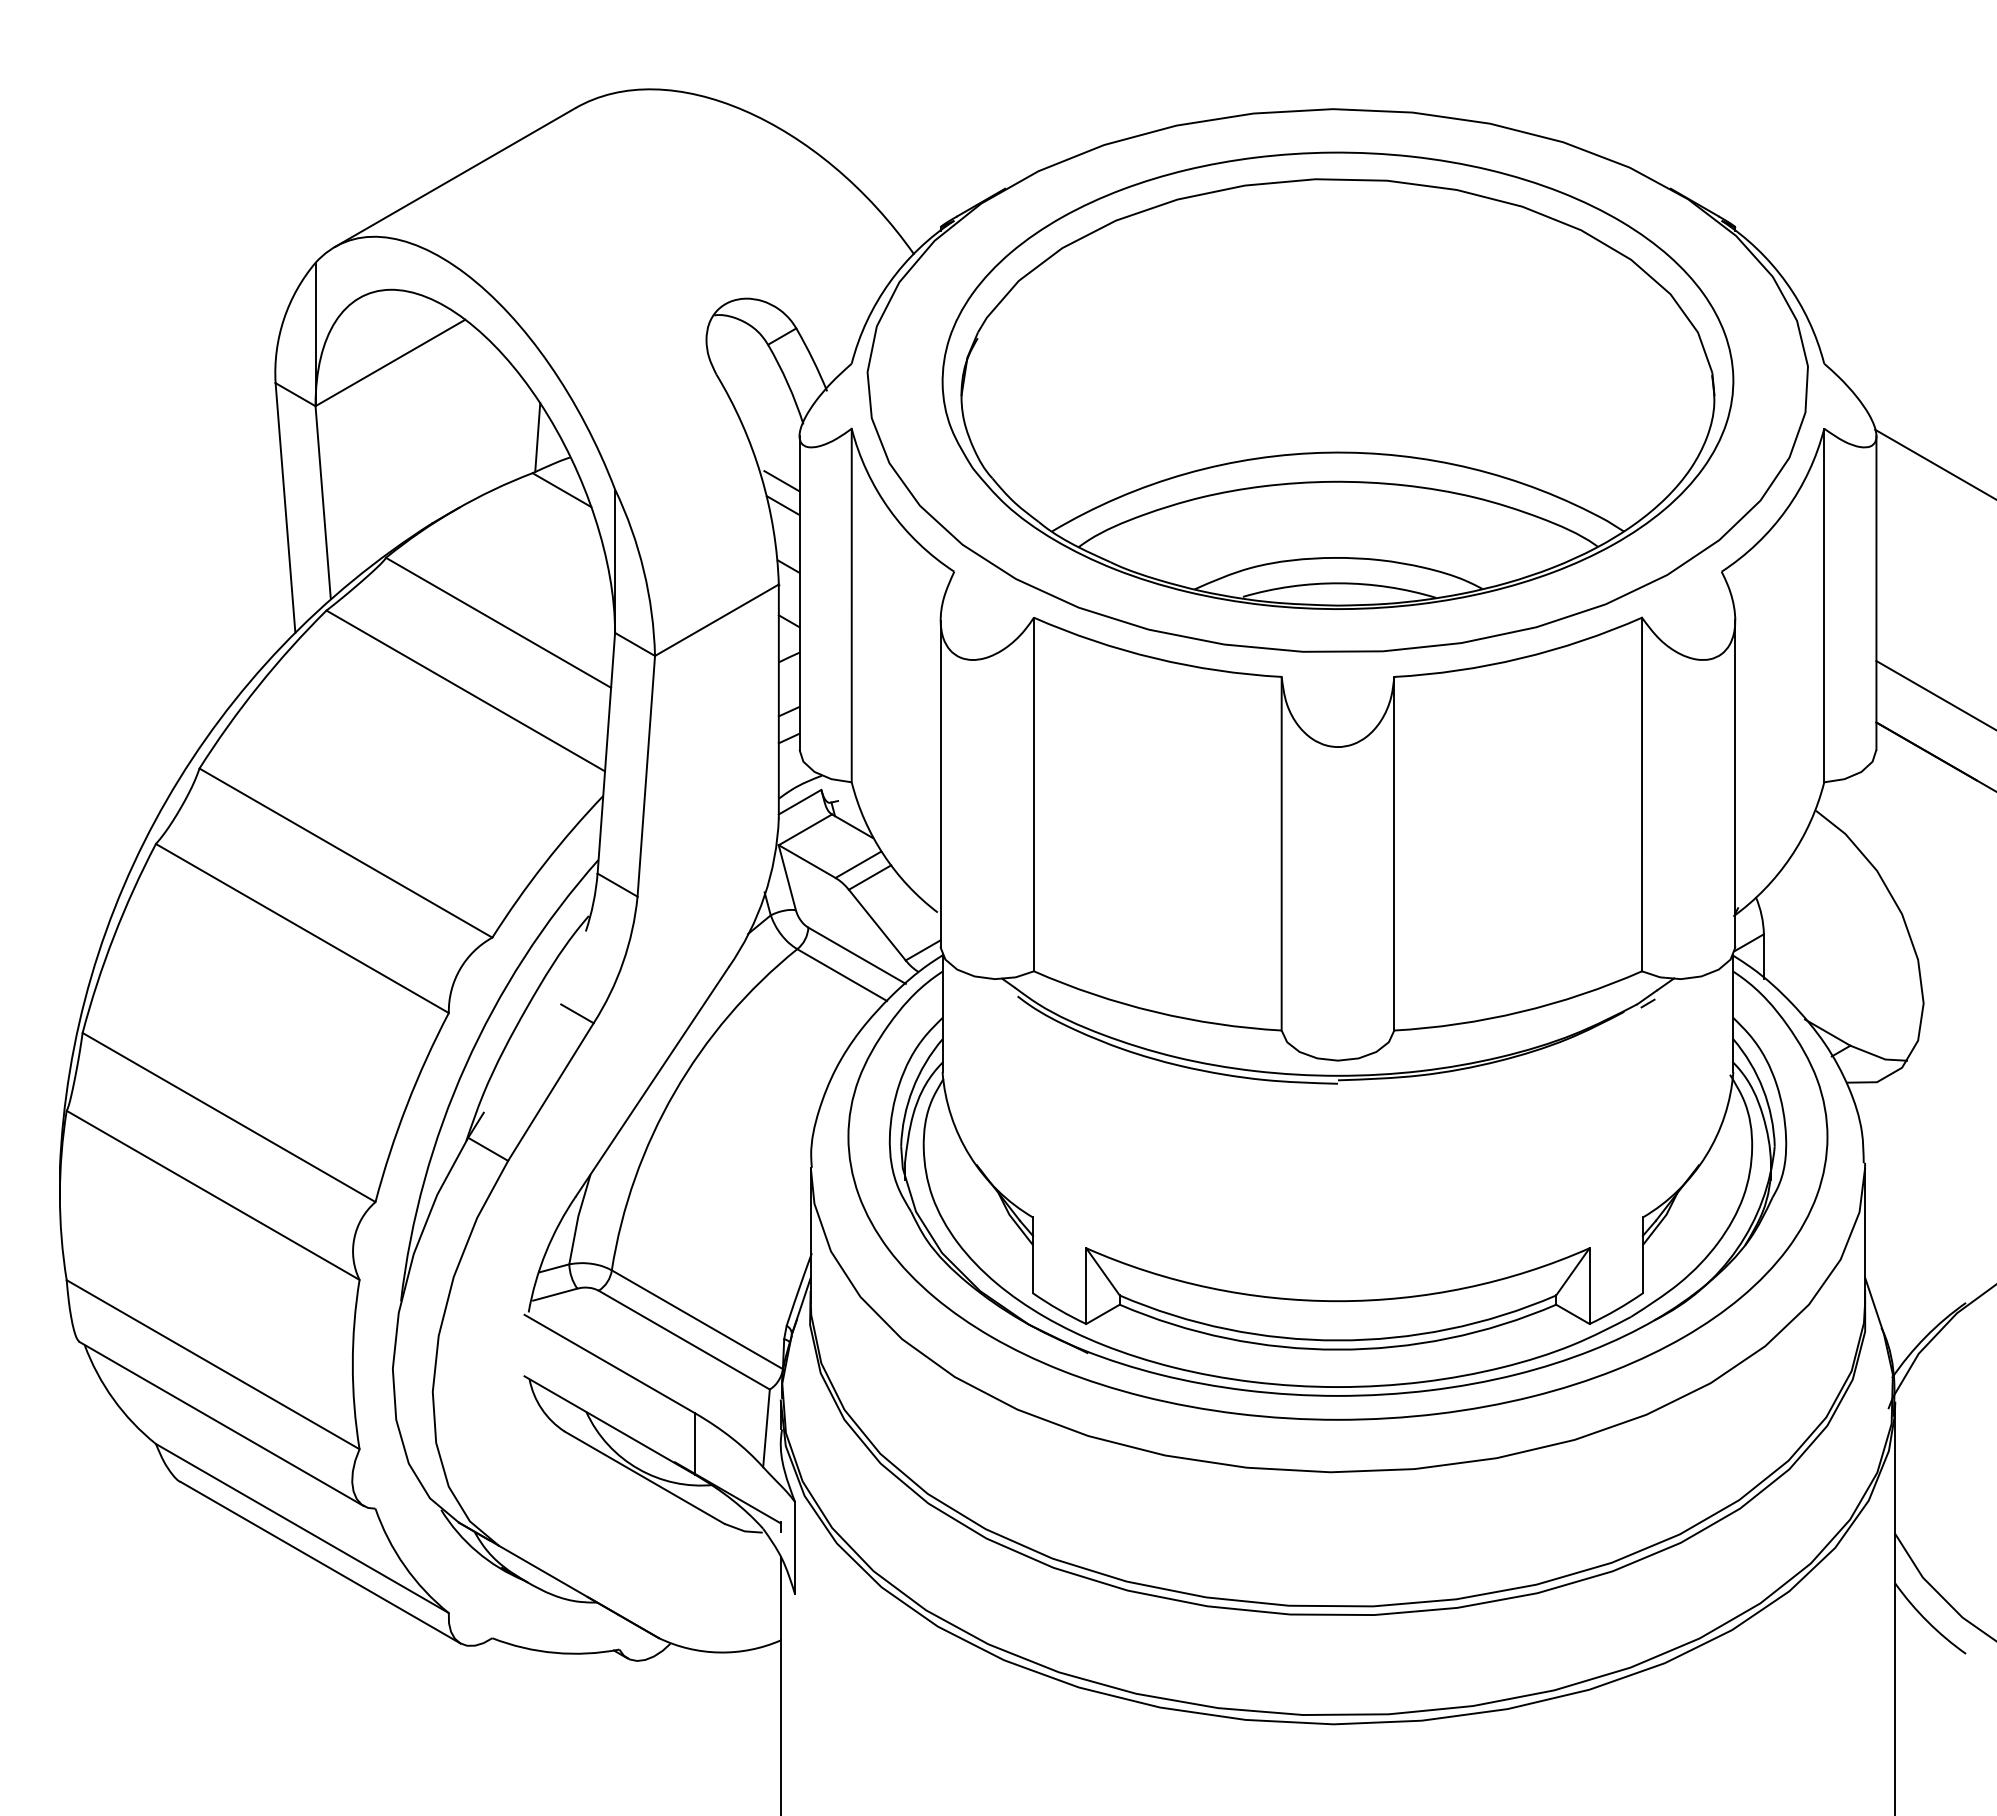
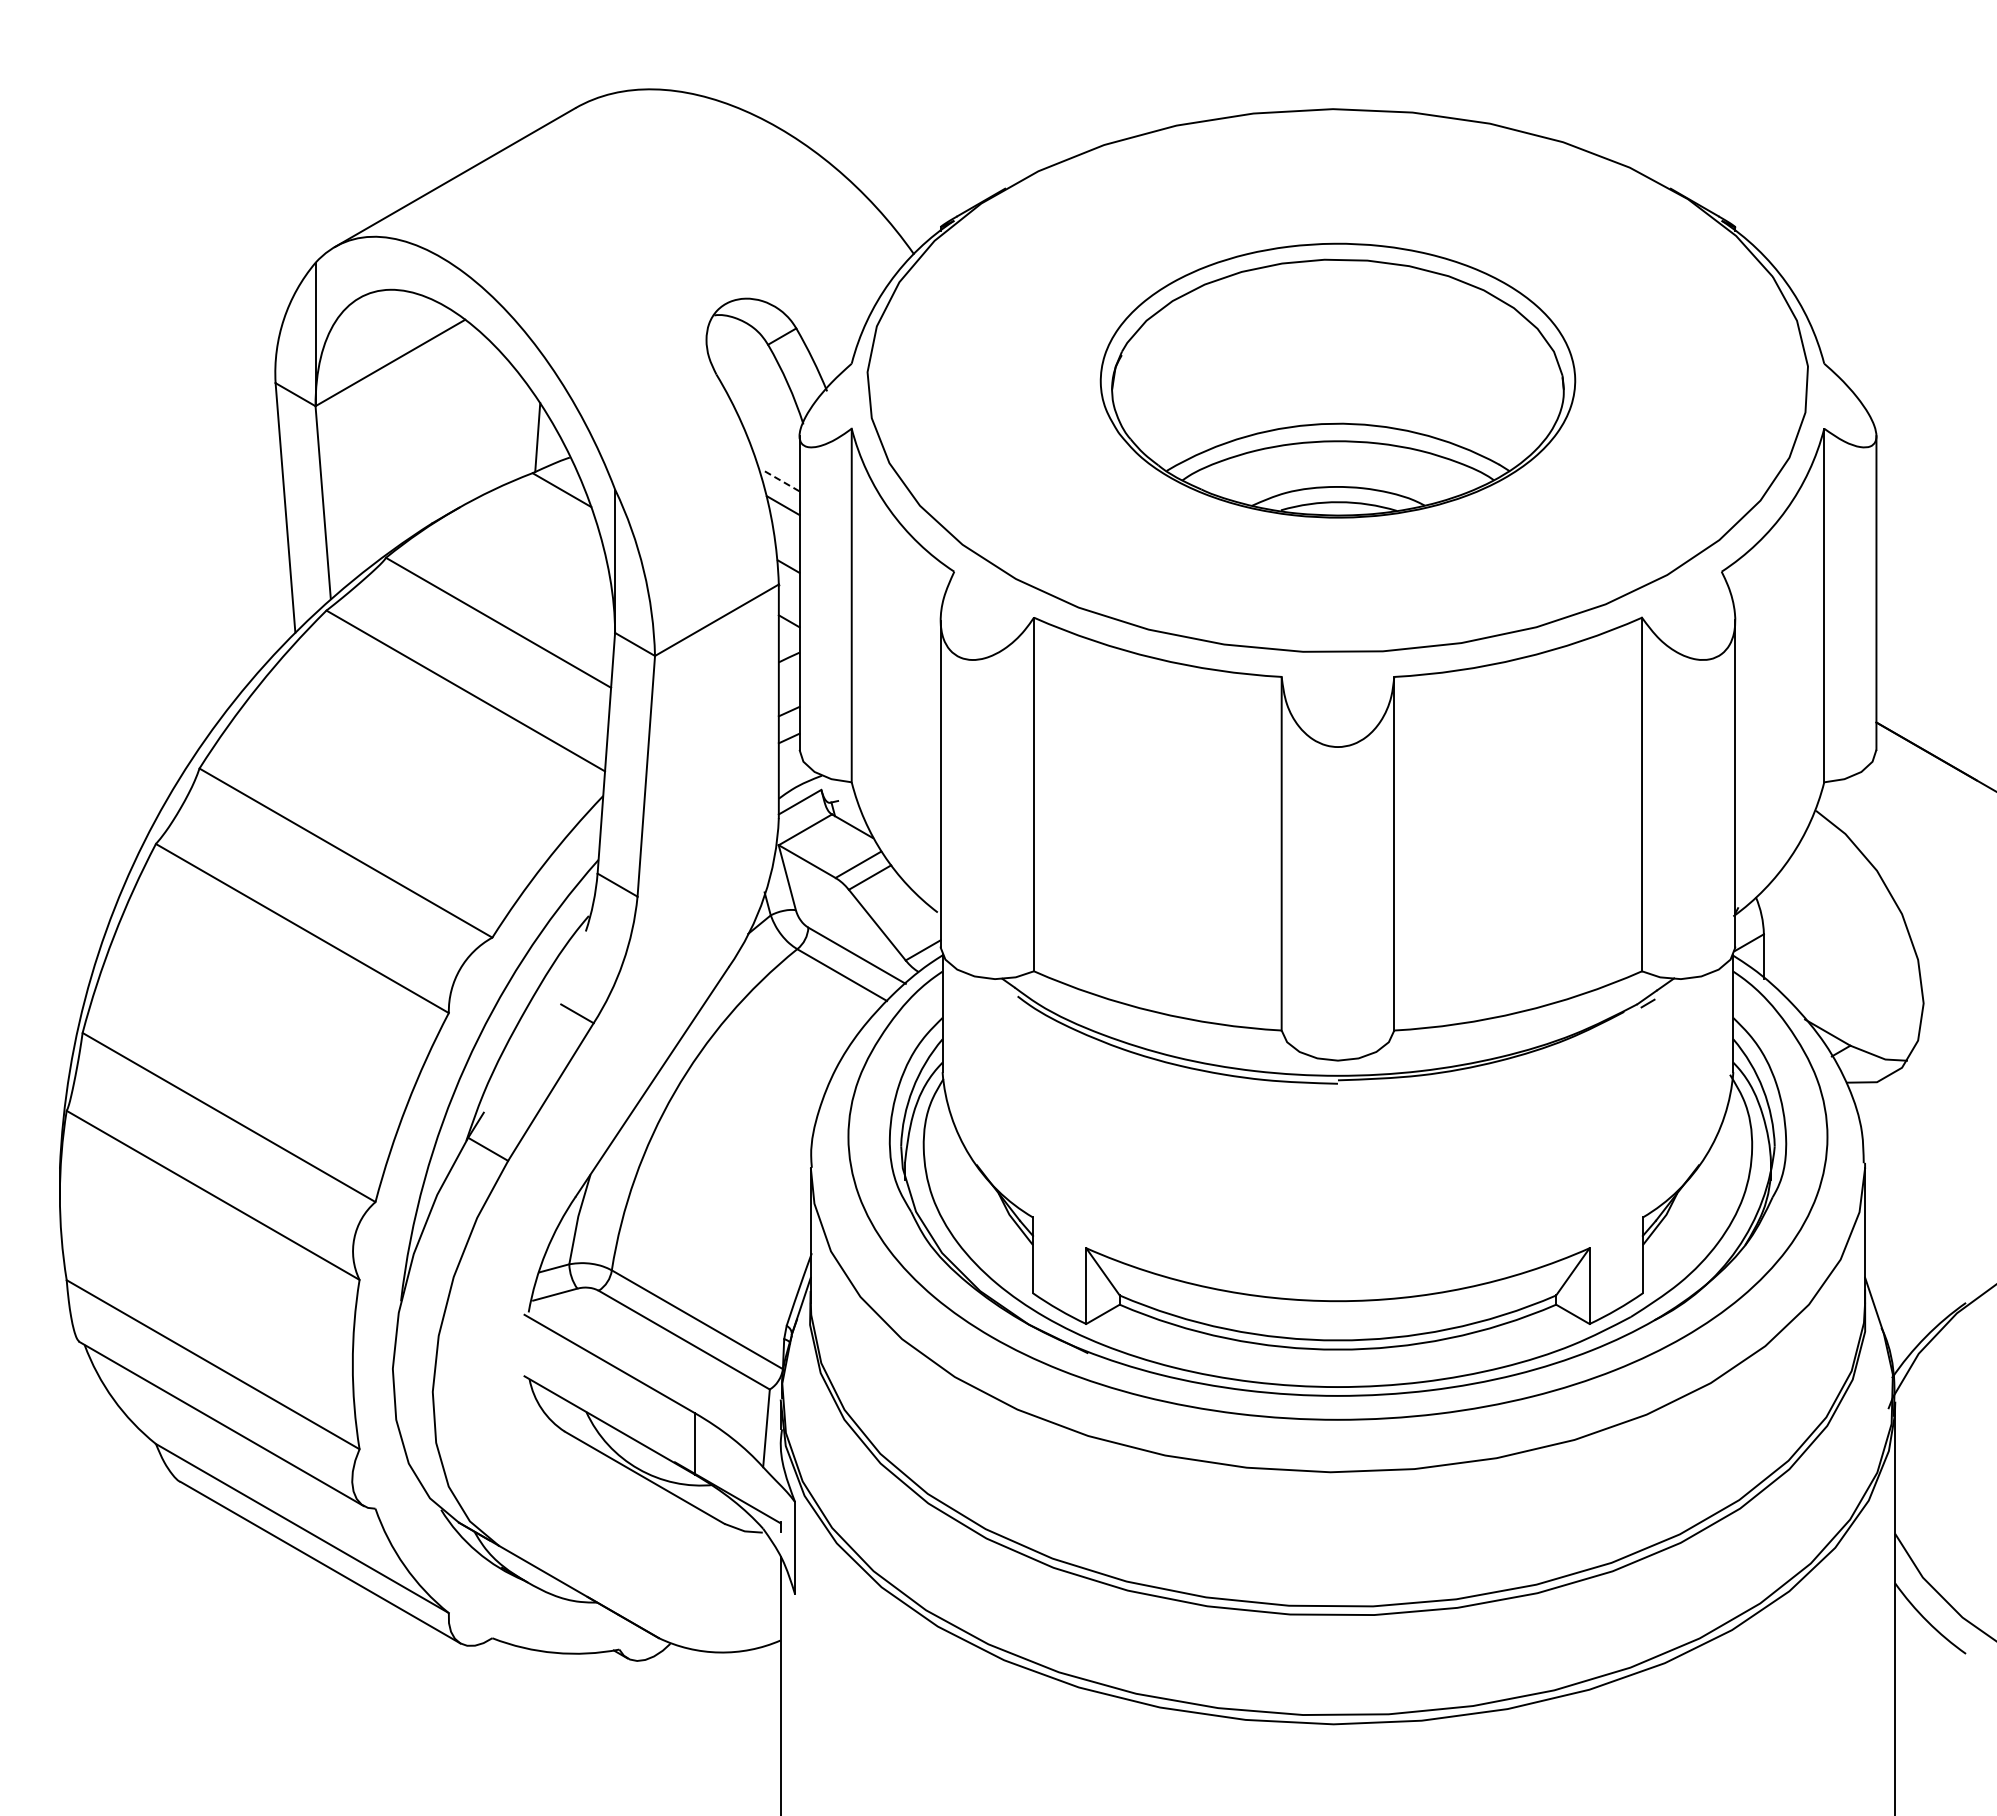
part size: 794x459 px -> 478x277 px (1337, 380)
line: present -> none (1934, 463)
line: solid -> dashed (781, 480)
line: present -> none (1934, 694)
